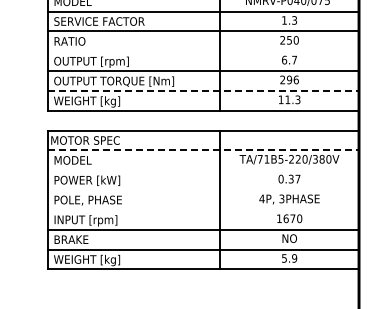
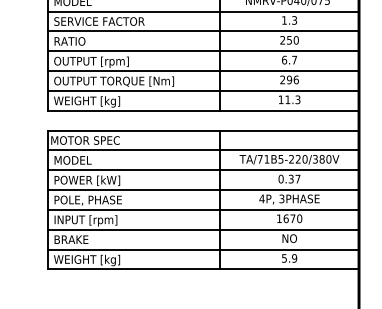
line: none -> present (203, 51)
line: dashed -> solid (204, 90)
line: dashed -> solid (204, 150)
line: none -> present (203, 170)
line: none -> present (203, 190)
line: none -> present (203, 209)
